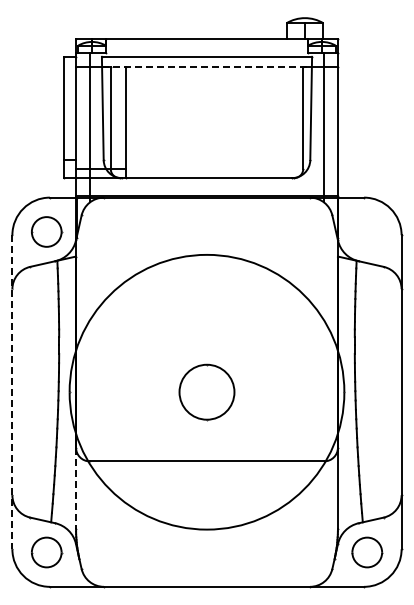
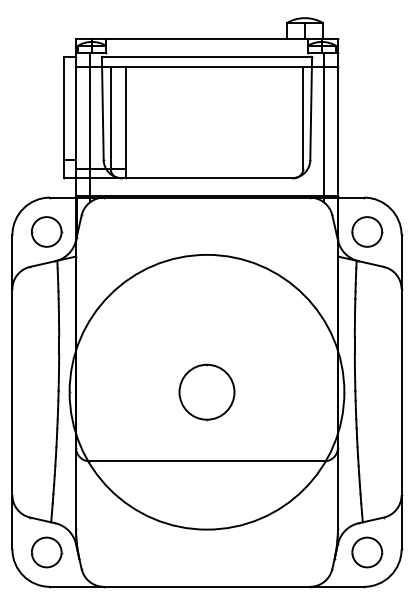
line: dashed -> solid (207, 66)
part: none -> present (367, 231)
line: dashed -> solid (12, 392)
line: dashed -> solid (76, 488)
